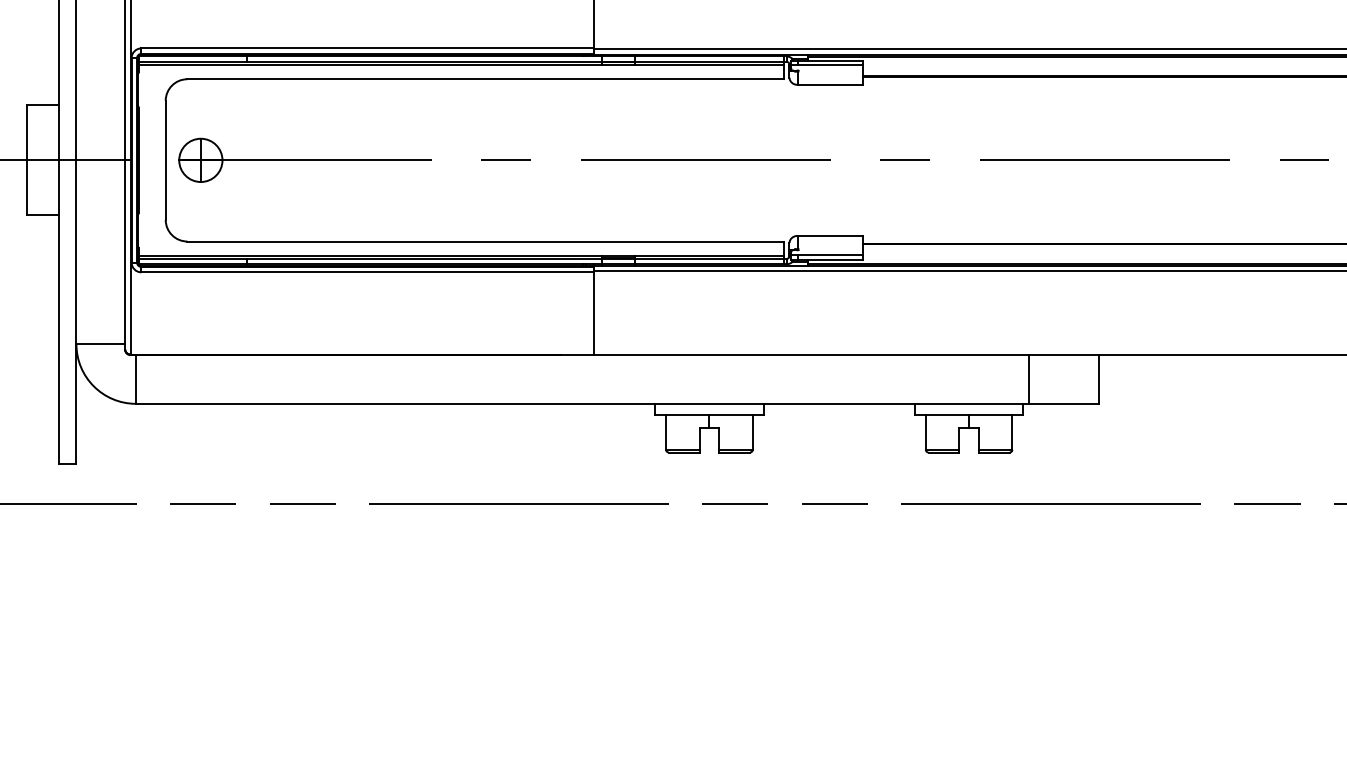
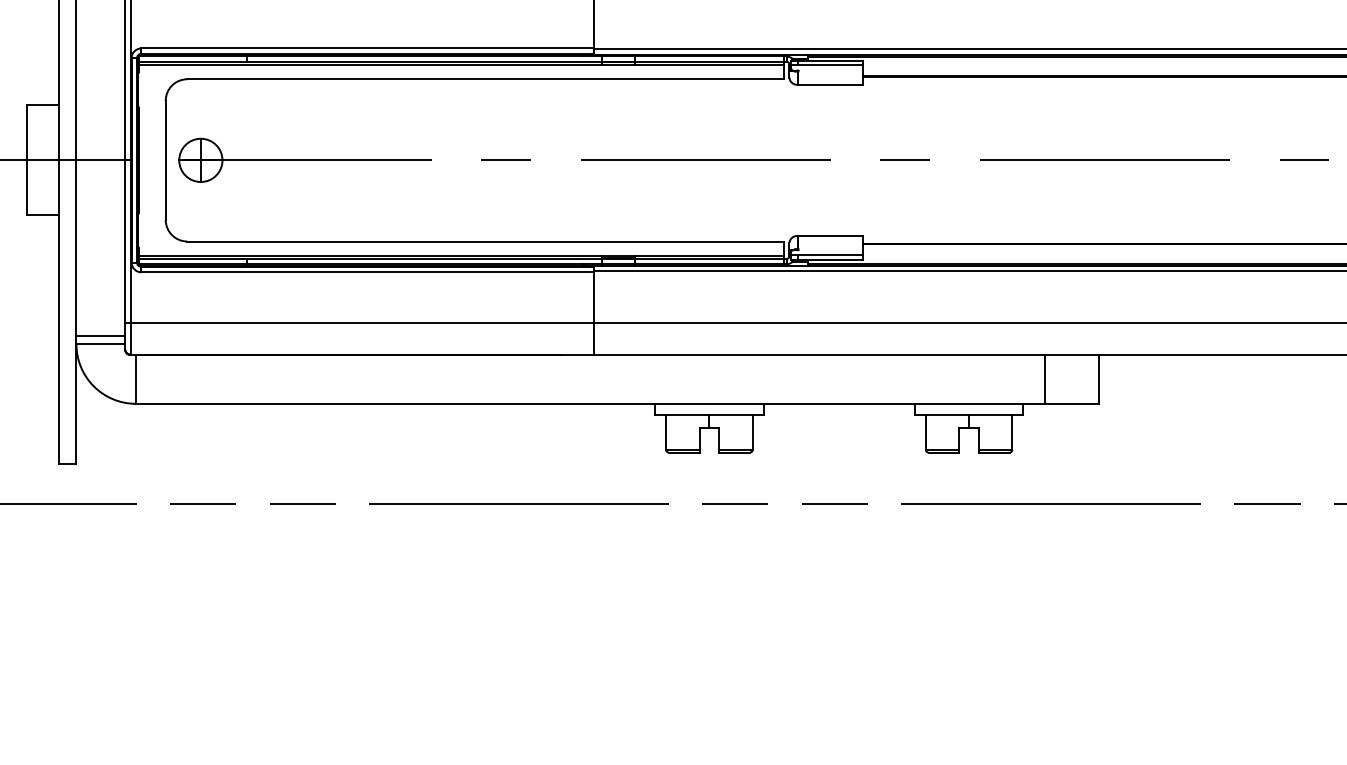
line: none -> present (734, 322)
line: none -> present (100, 336)
line position: (1028, 379) -> (1044, 379) (1044, 379)
